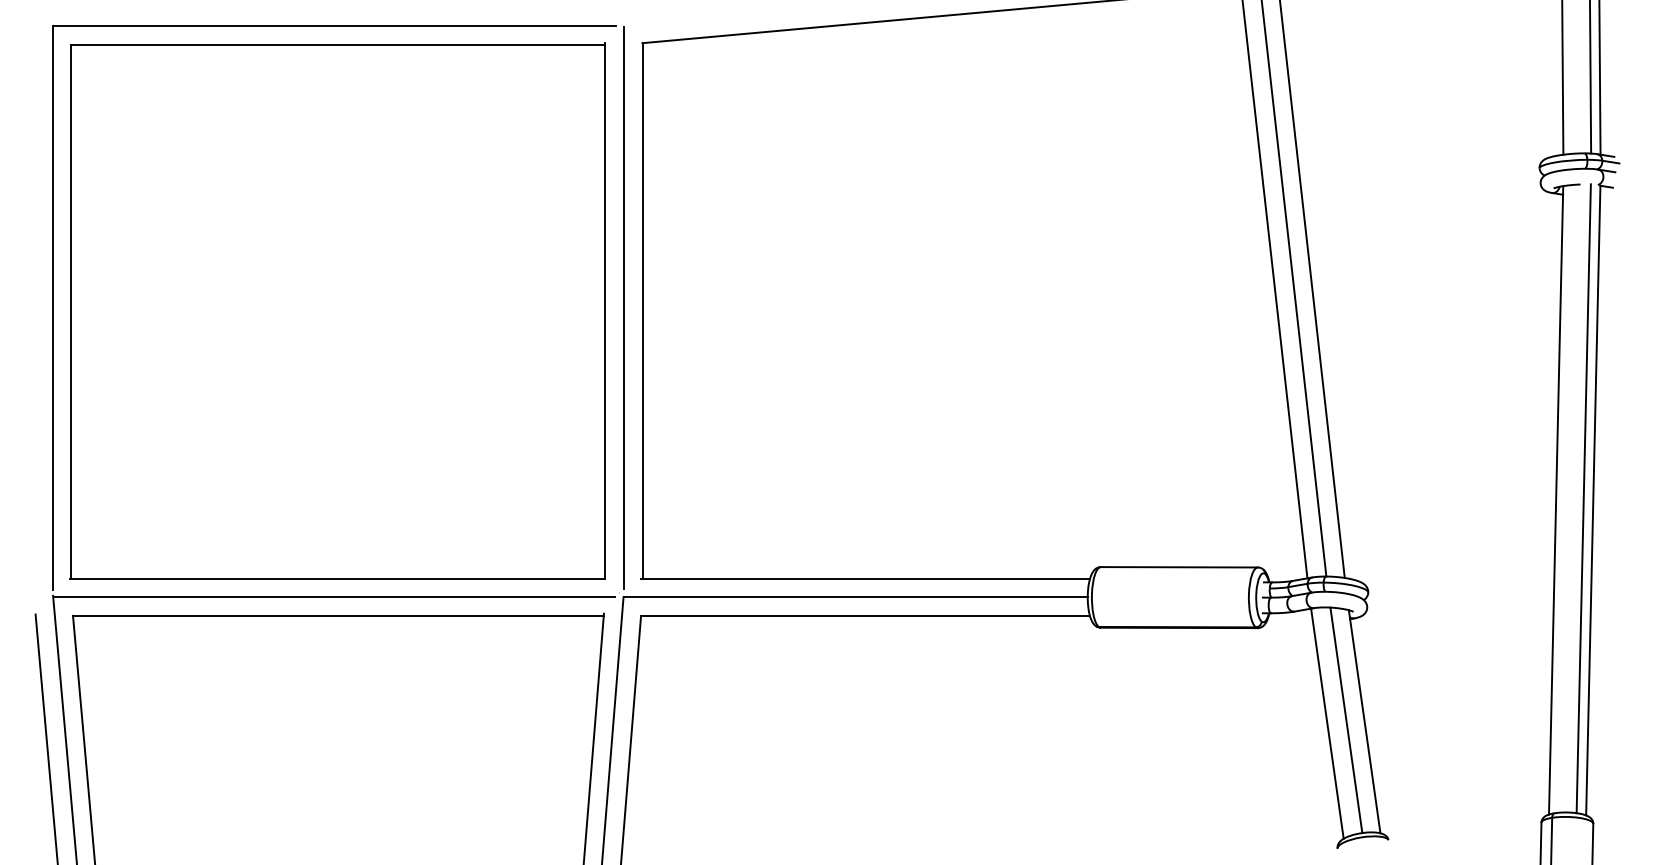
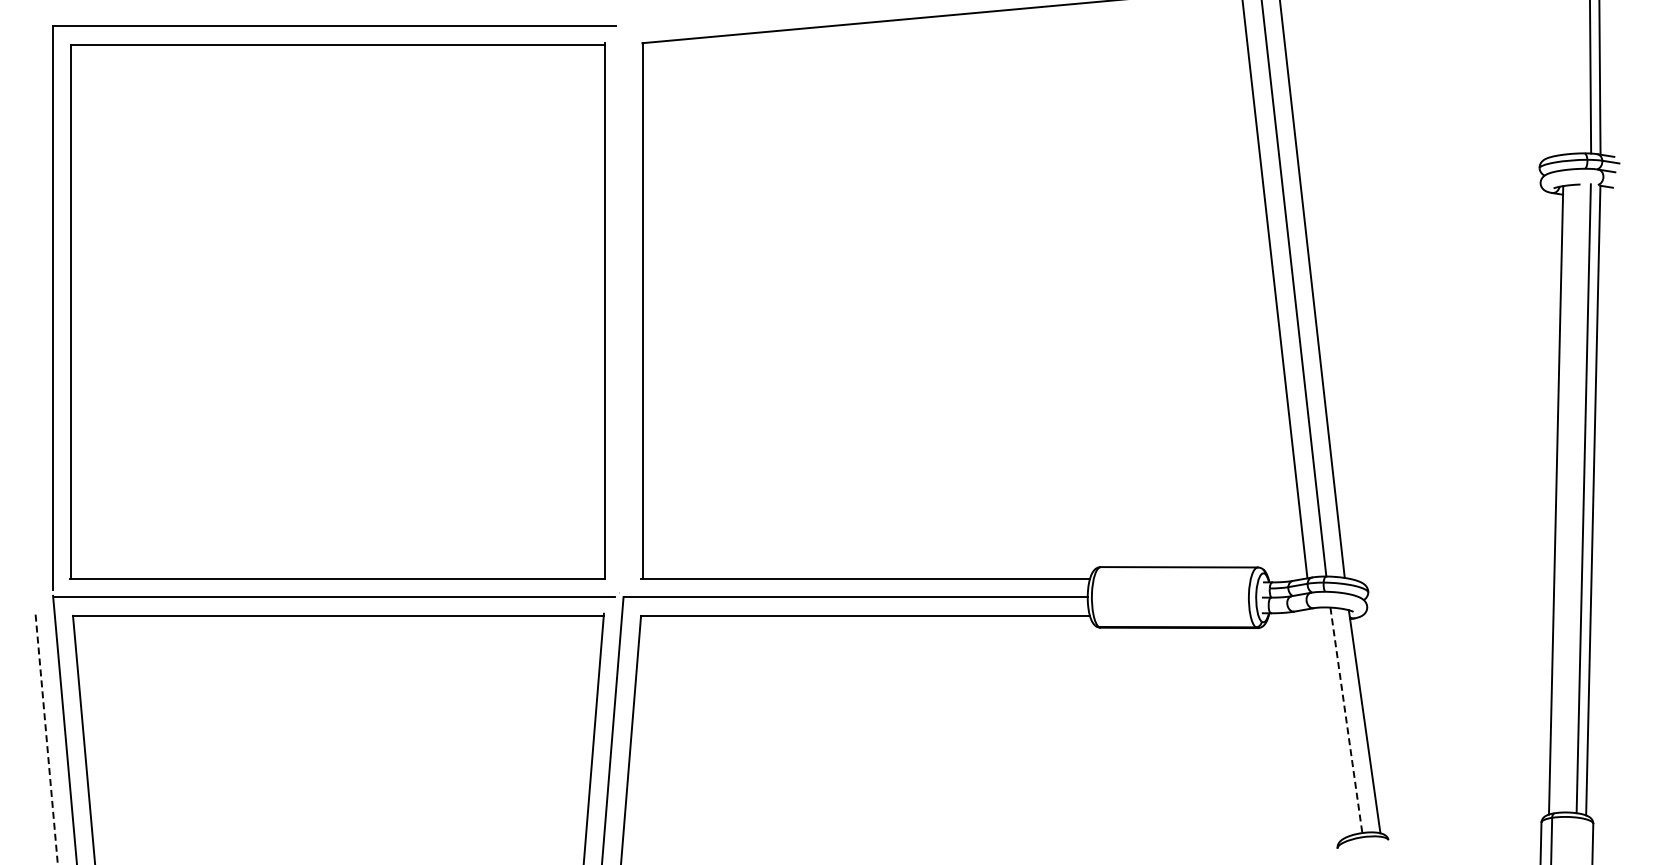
line: present -> none (1562, 78)
line: present -> none (623, 308)
line: solid -> dashed (1346, 720)
line: present -> none (1327, 723)
line: solid -> dashed (46, 738)
